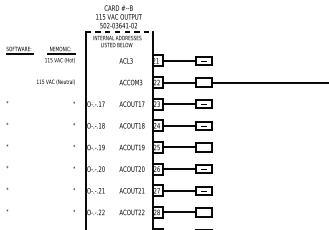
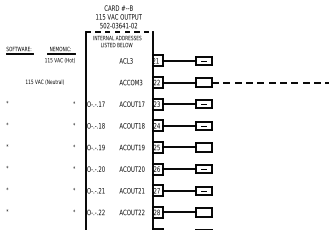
text position: (55, 81) -> (44, 81) (44, 81)
line: solid -> dashed (270, 82)
